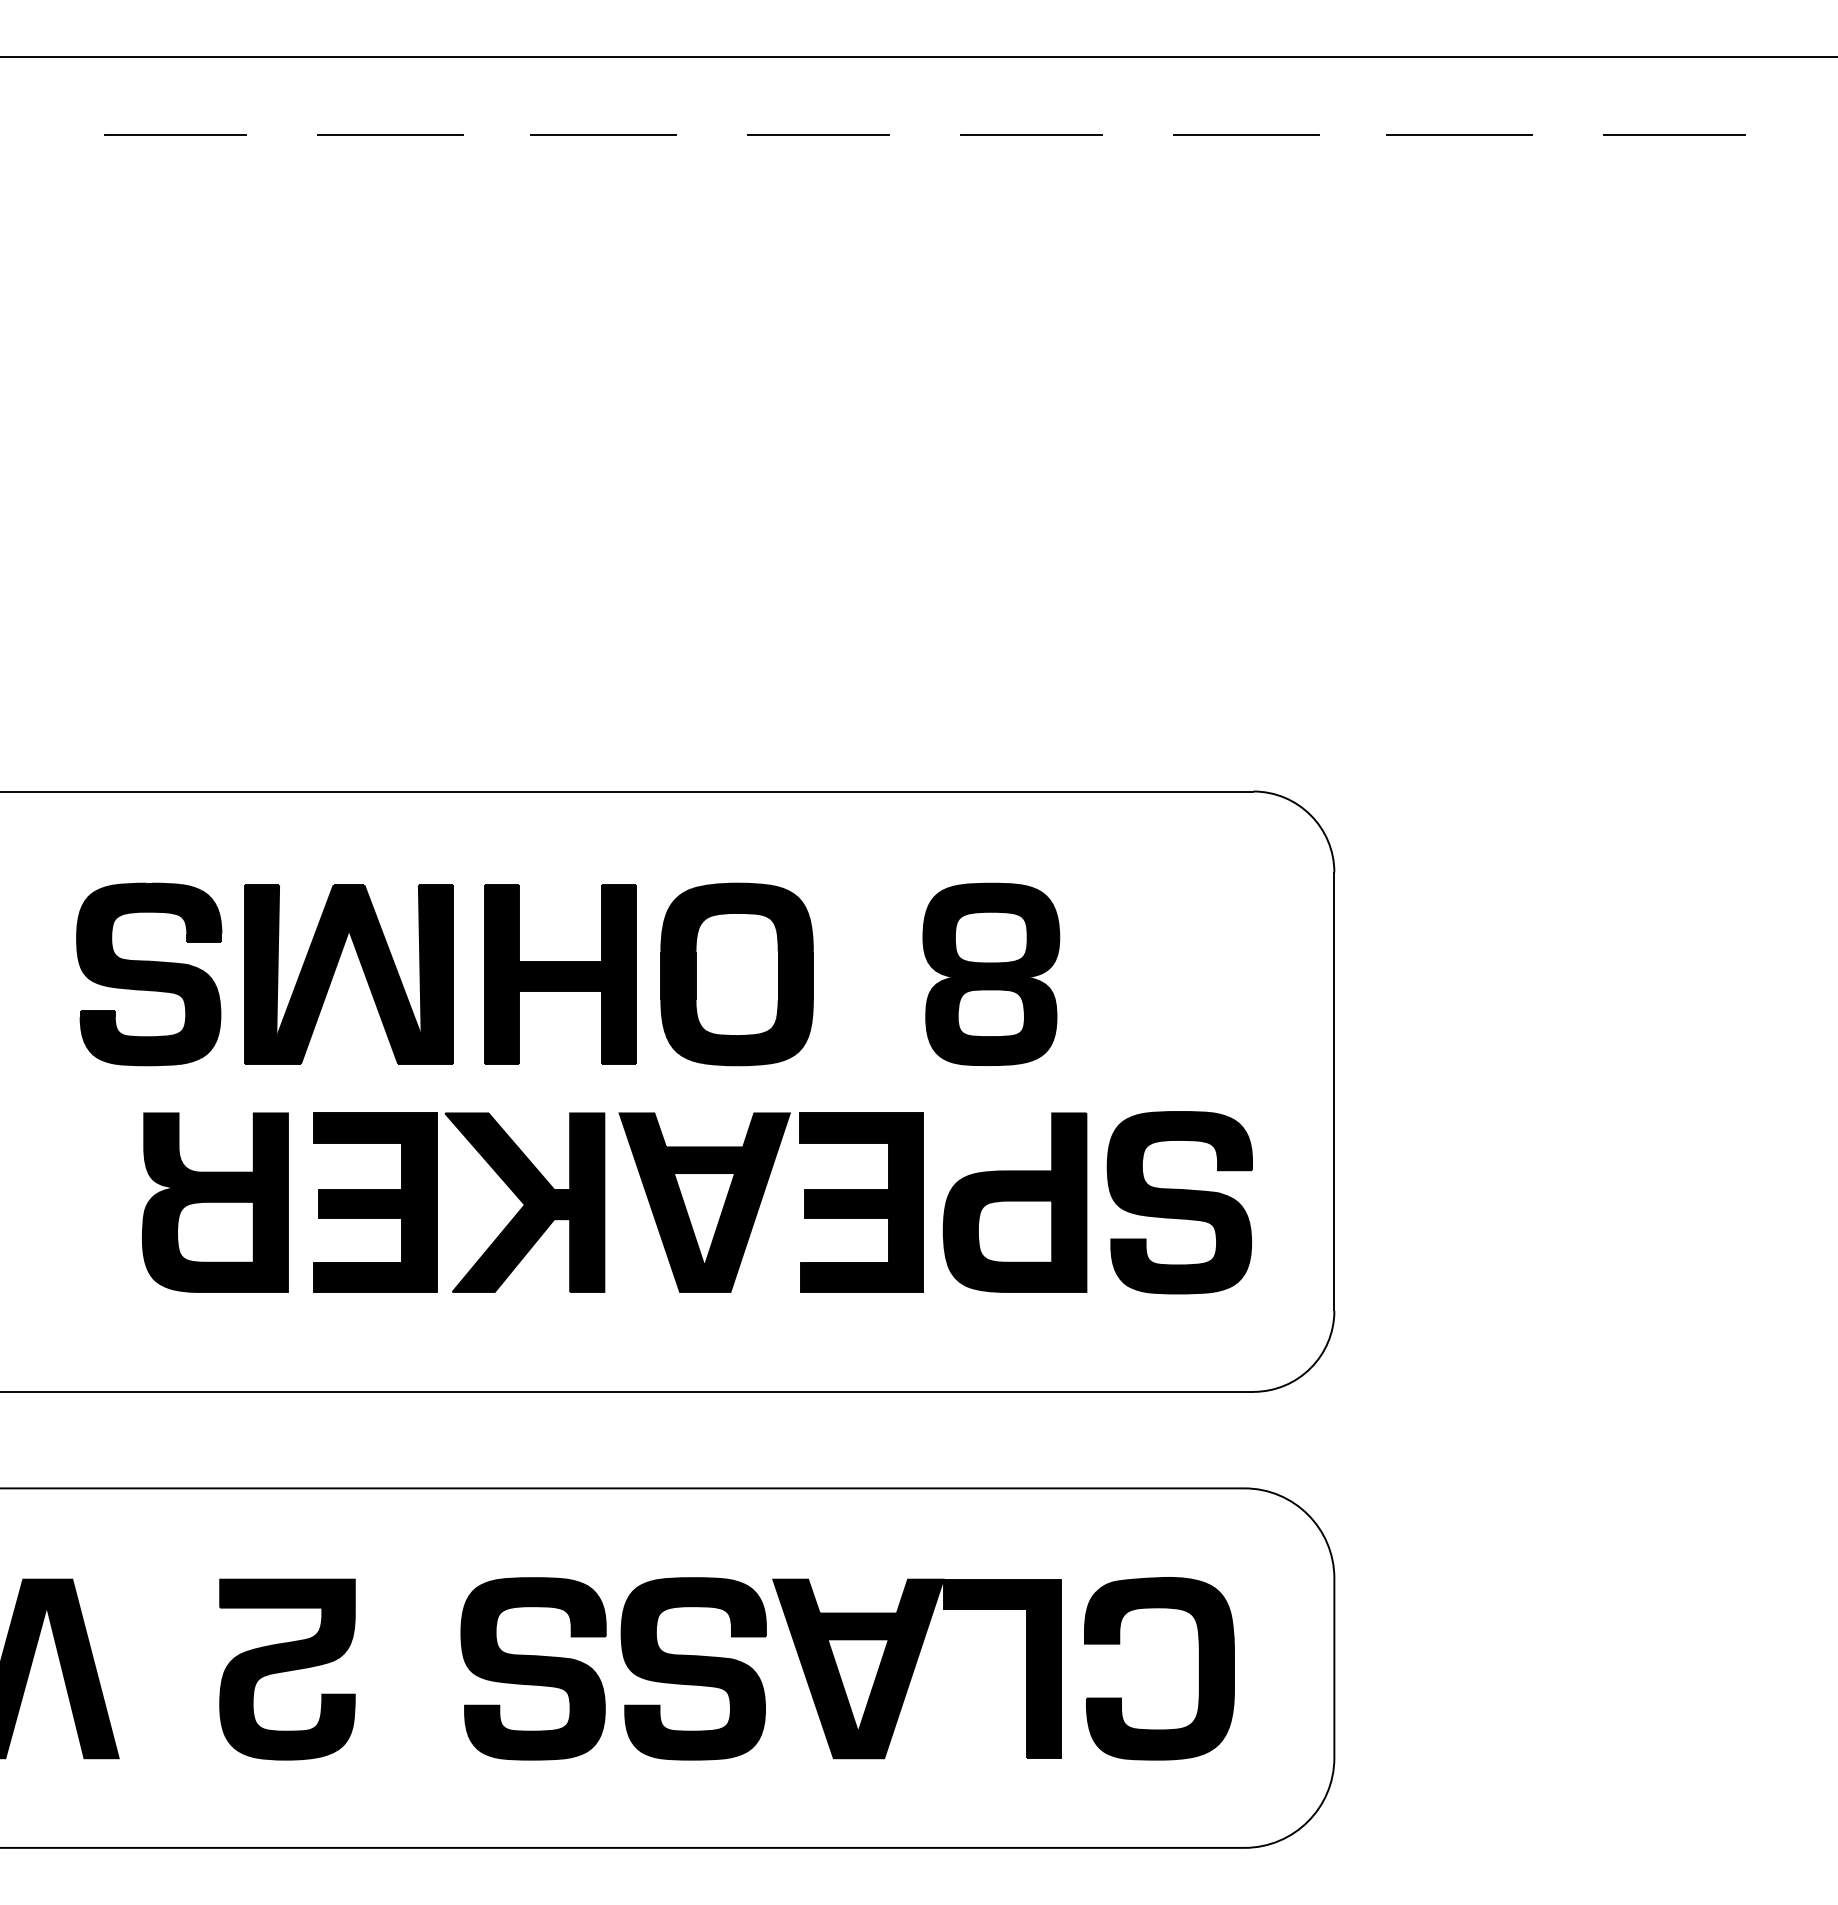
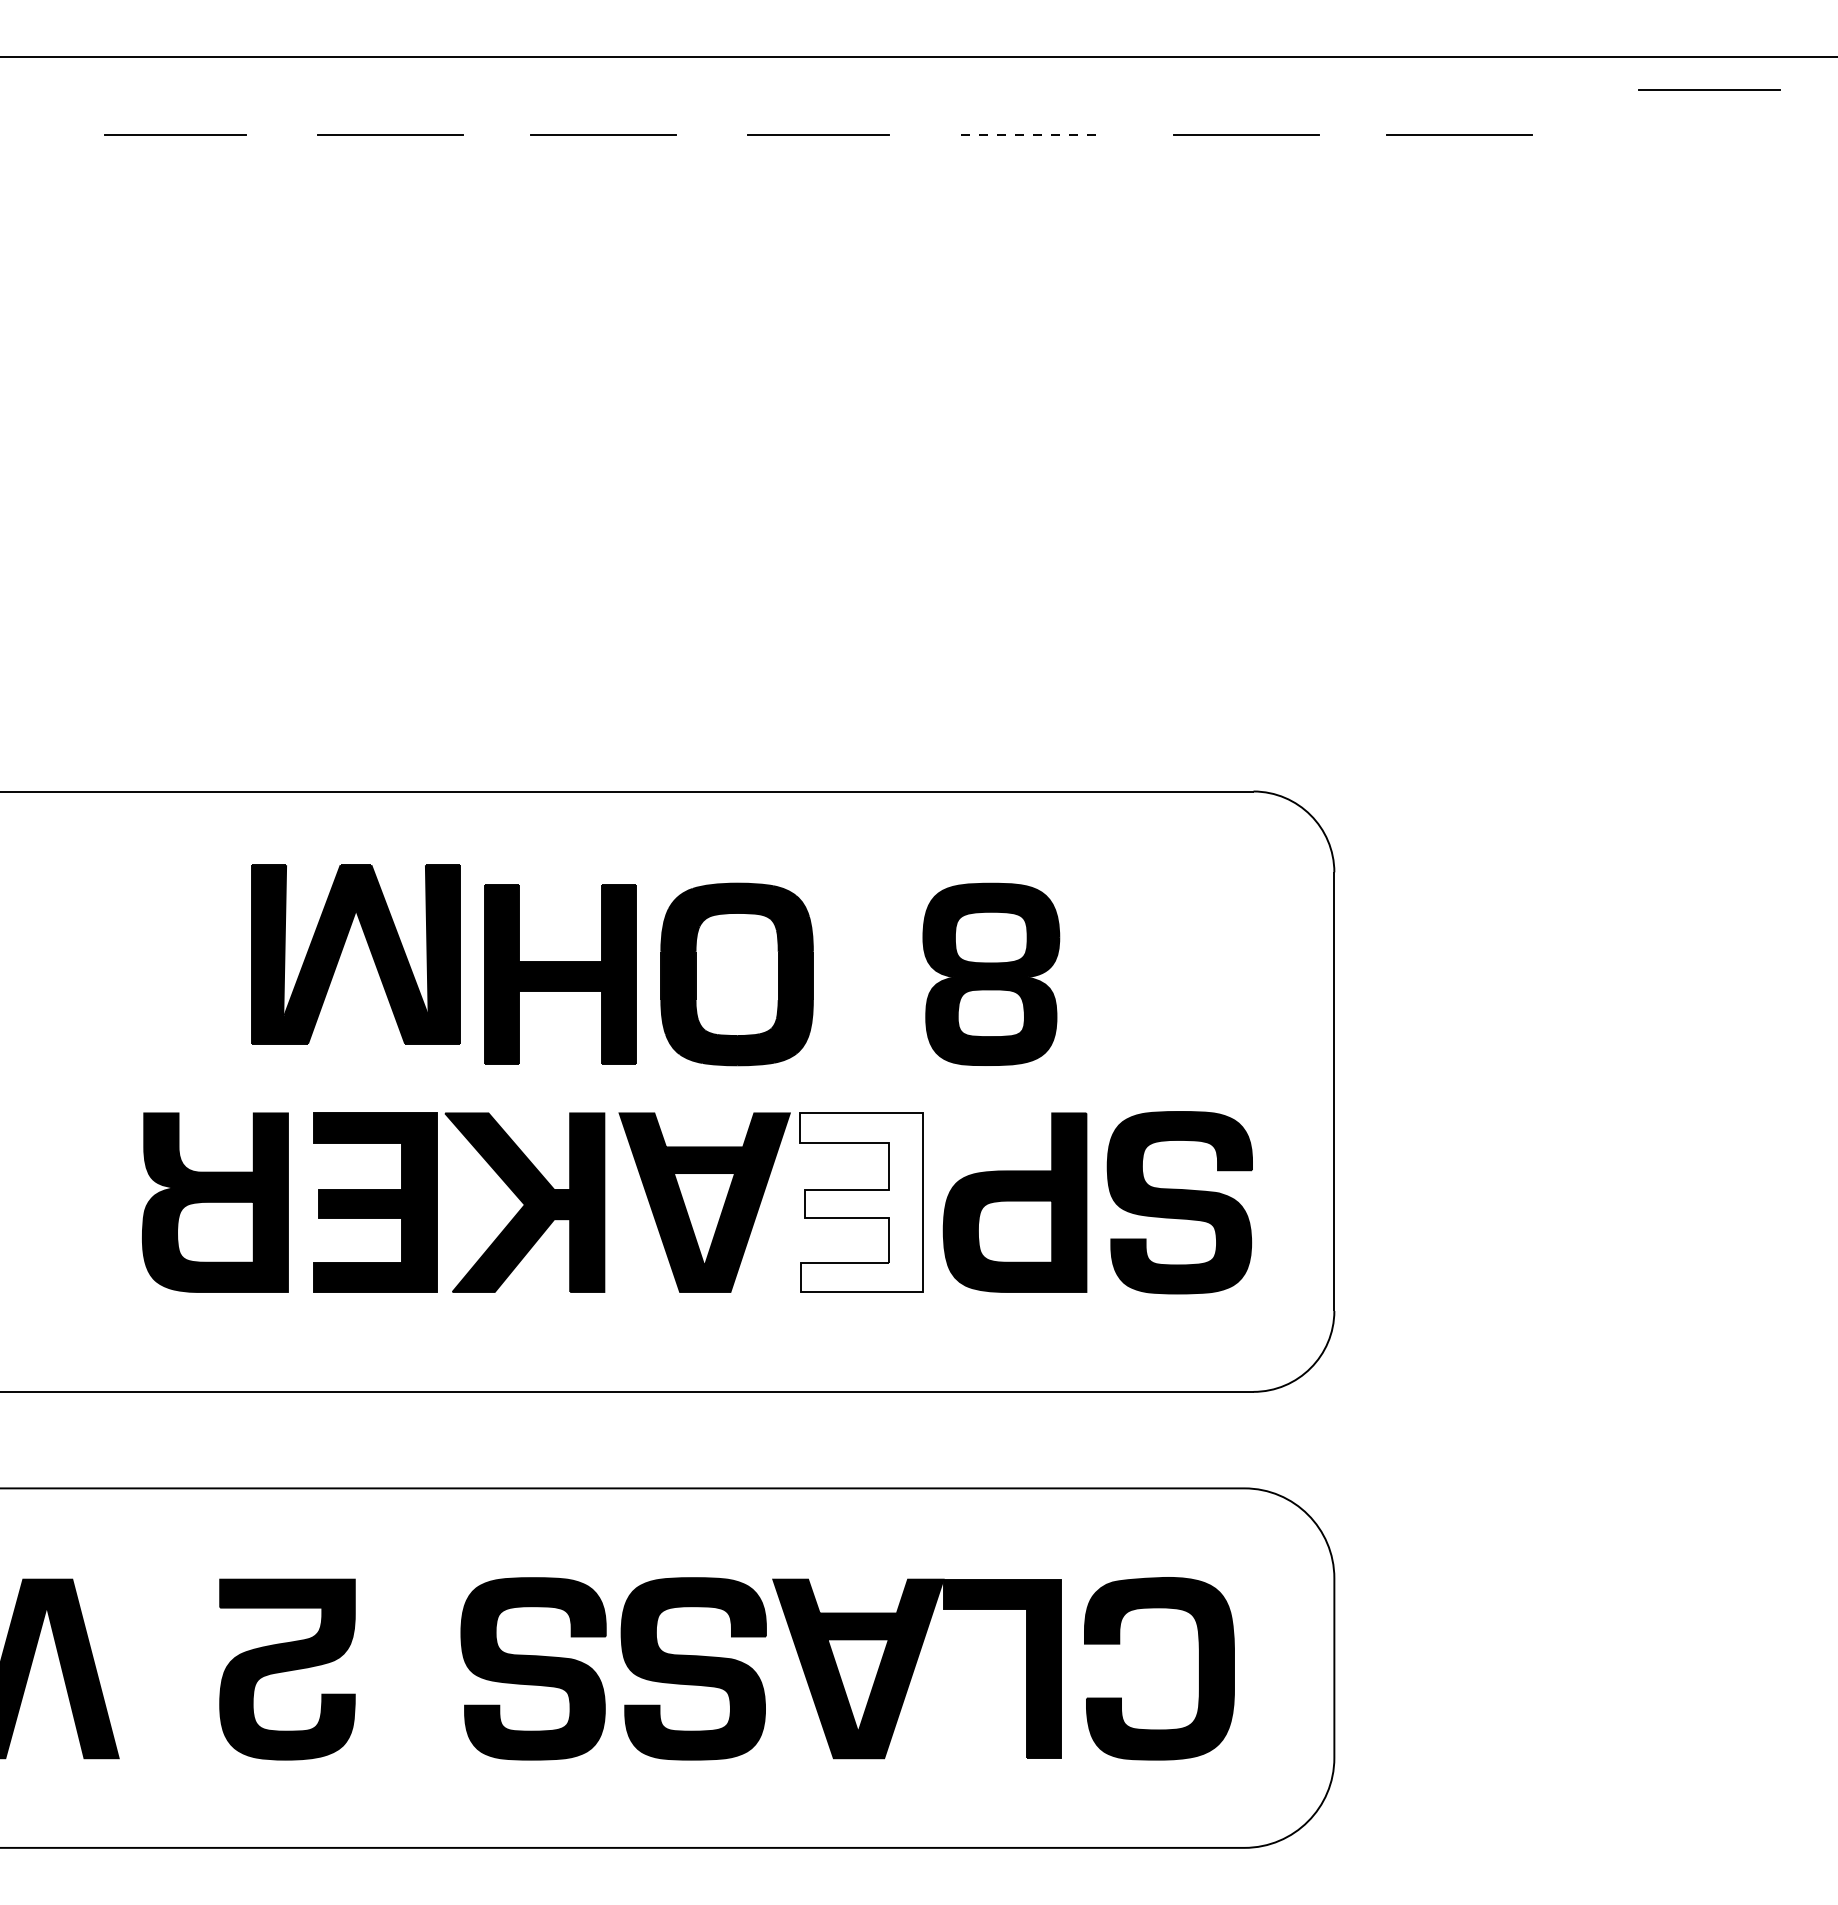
line: solid -> dashed (1032, 134)
line position: (1674, 134) -> (1709, 89) (1709, 89)
part position: (335, 971) -> (342, 951) (342, 951)
part: present -> none (149, 974)
fill: present -> none (861, 1202)
